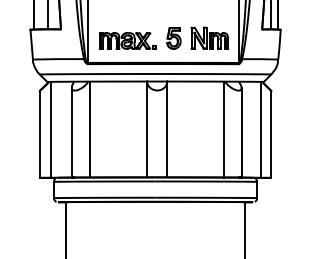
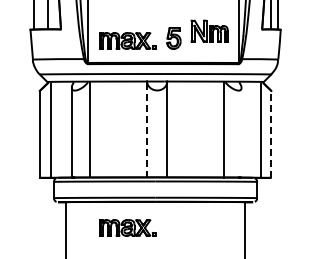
part position: (209, 37) -> (209, 30) (209, 30)
line: solid -> dashed (146, 130)
line: present -> none (241, 132)
line: solid -> dashed (271, 133)
part: none -> present (127, 227)
